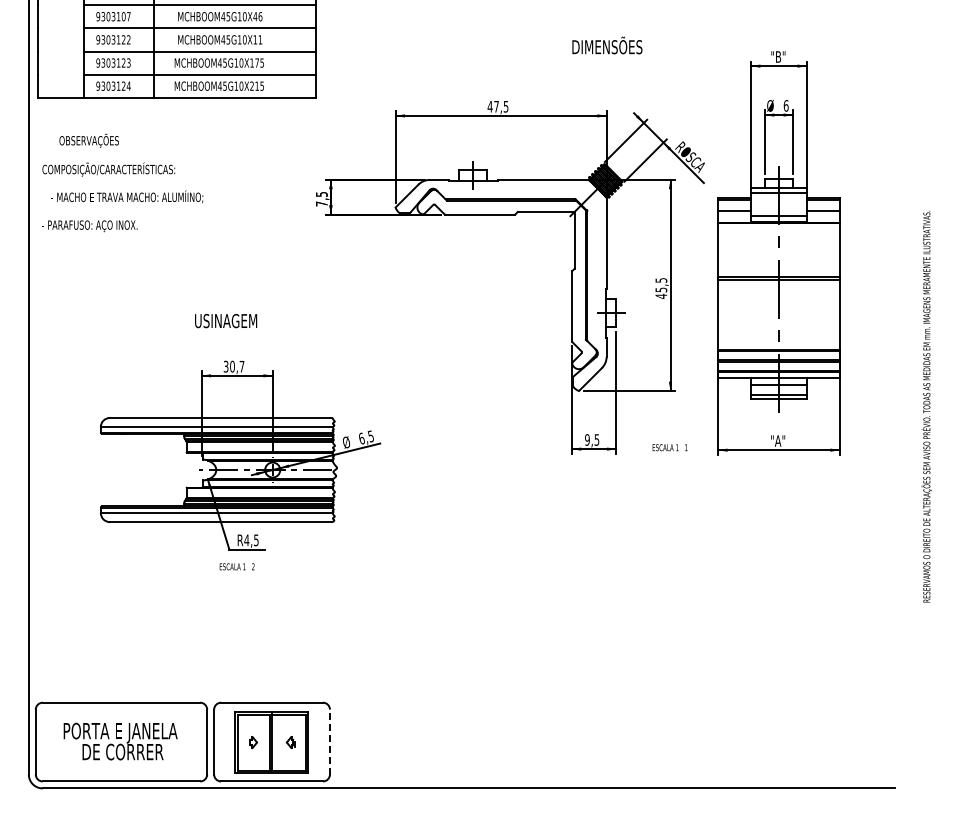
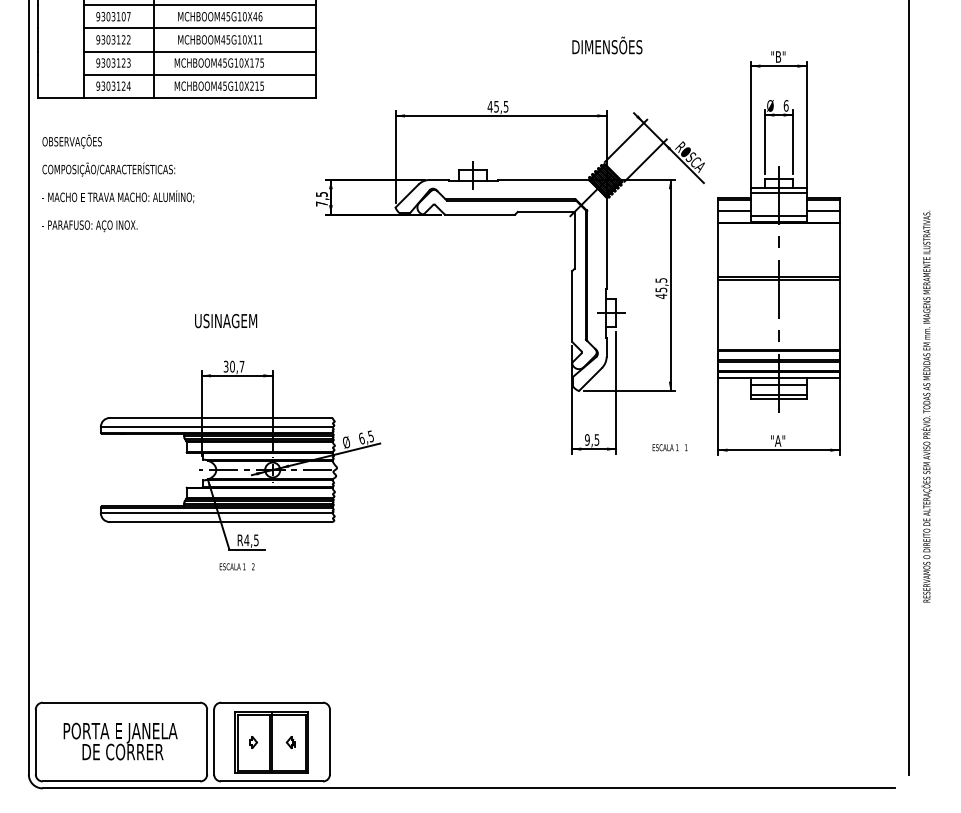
text: 47,5 -> 45,5 (496, 106)
text position: (88, 140) -> (71, 141) (71, 141)
text position: (127, 196) -> (118, 196) (118, 196)
line: none -> present (909, 388)
line: dashed -> solid (329, 741)
